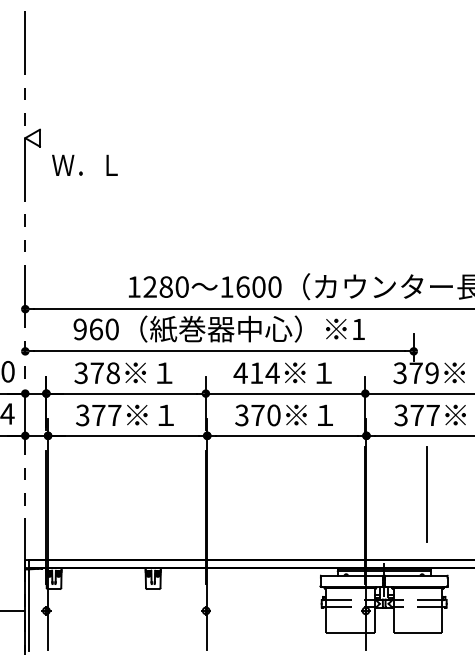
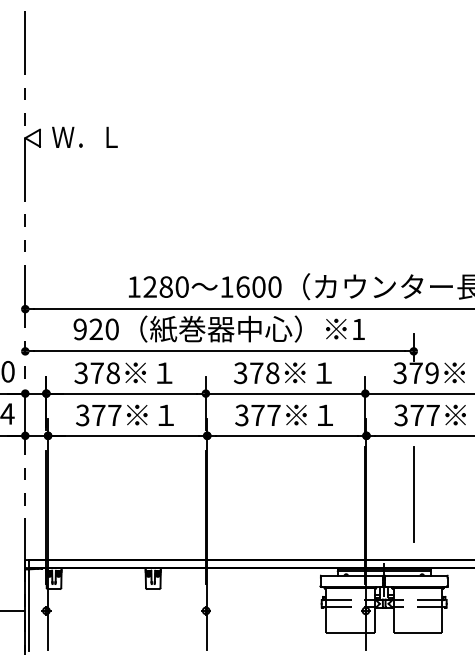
text position: (84, 164) -> (84, 136) (84, 136)
text: 960 -> 920 (95, 329)
text: 414 -> 378 (256, 373)
text: 370 -> 377 (273, 415)
line position: (426, 494) -> (413, 494) (413, 494)
